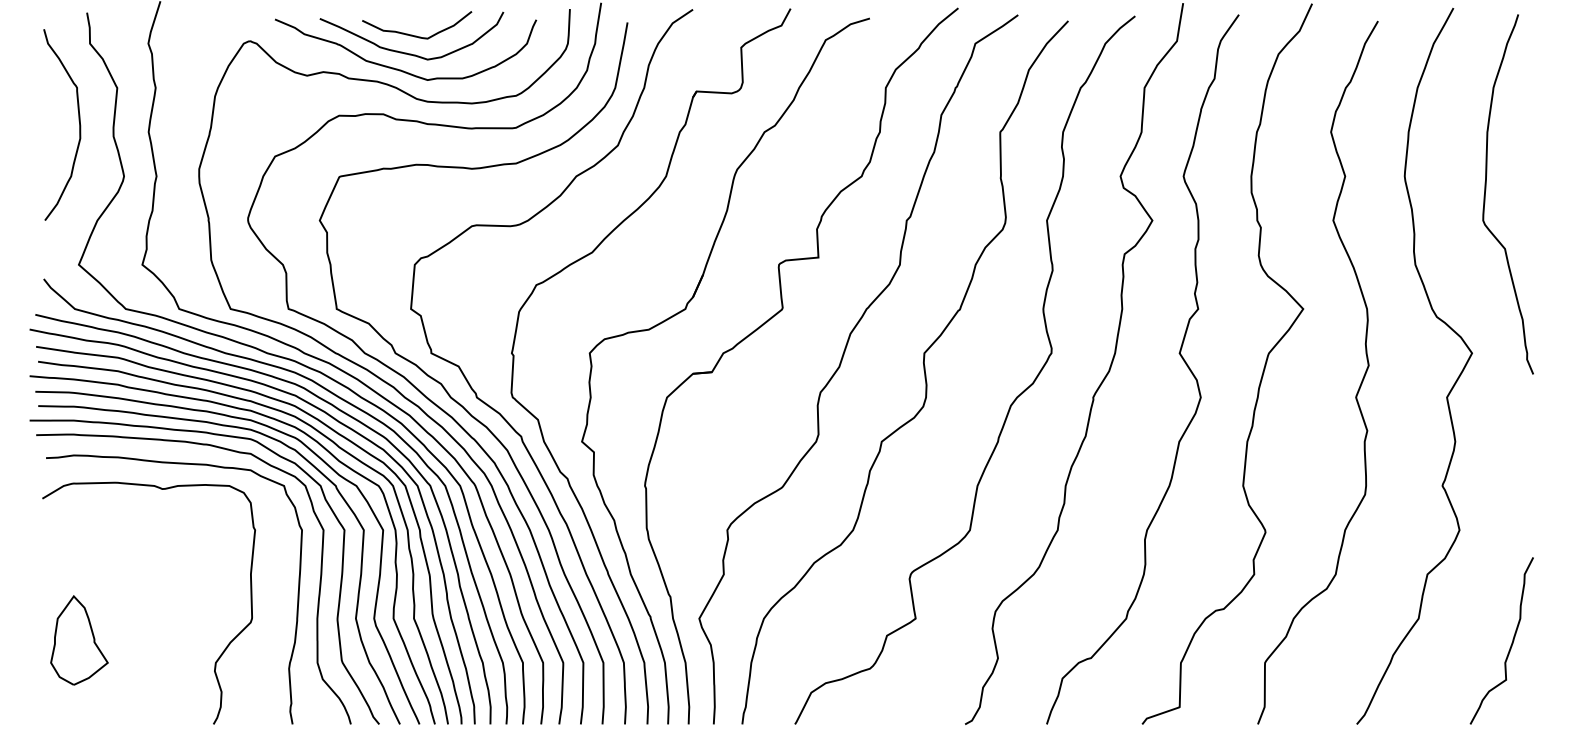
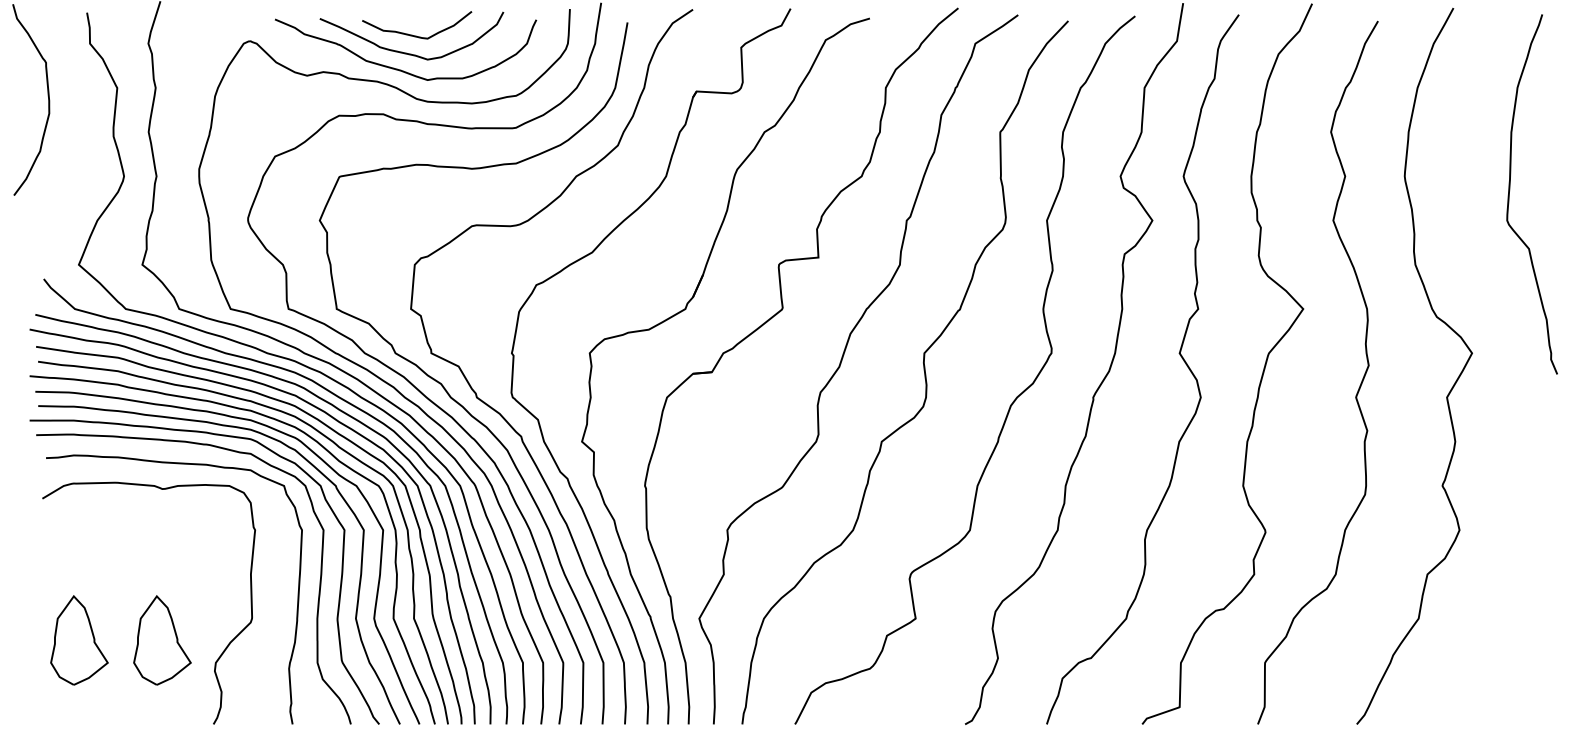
curve position: (78, 121) -> (47, 96) (47, 96)
curve position: (1486, 190) -> (1510, 190) (1510, 190)
part: none -> present (162, 640)
curve: present -> none (1511, 642)
